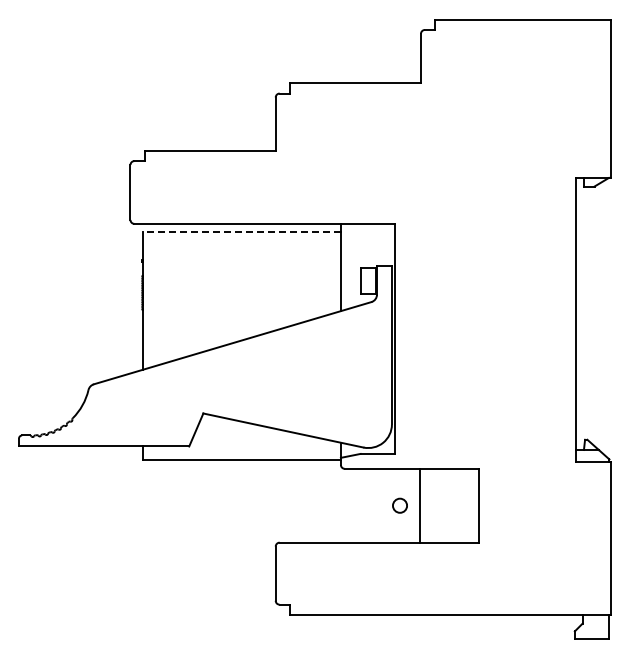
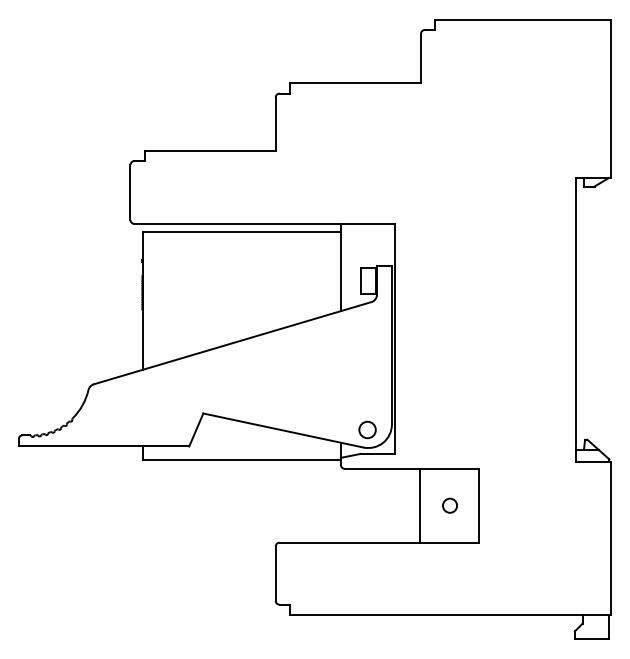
line: dashed -> solid (241, 232)
circle: none -> present (367, 429)
circle position: (399, 505) -> (449, 505) (449, 505)
